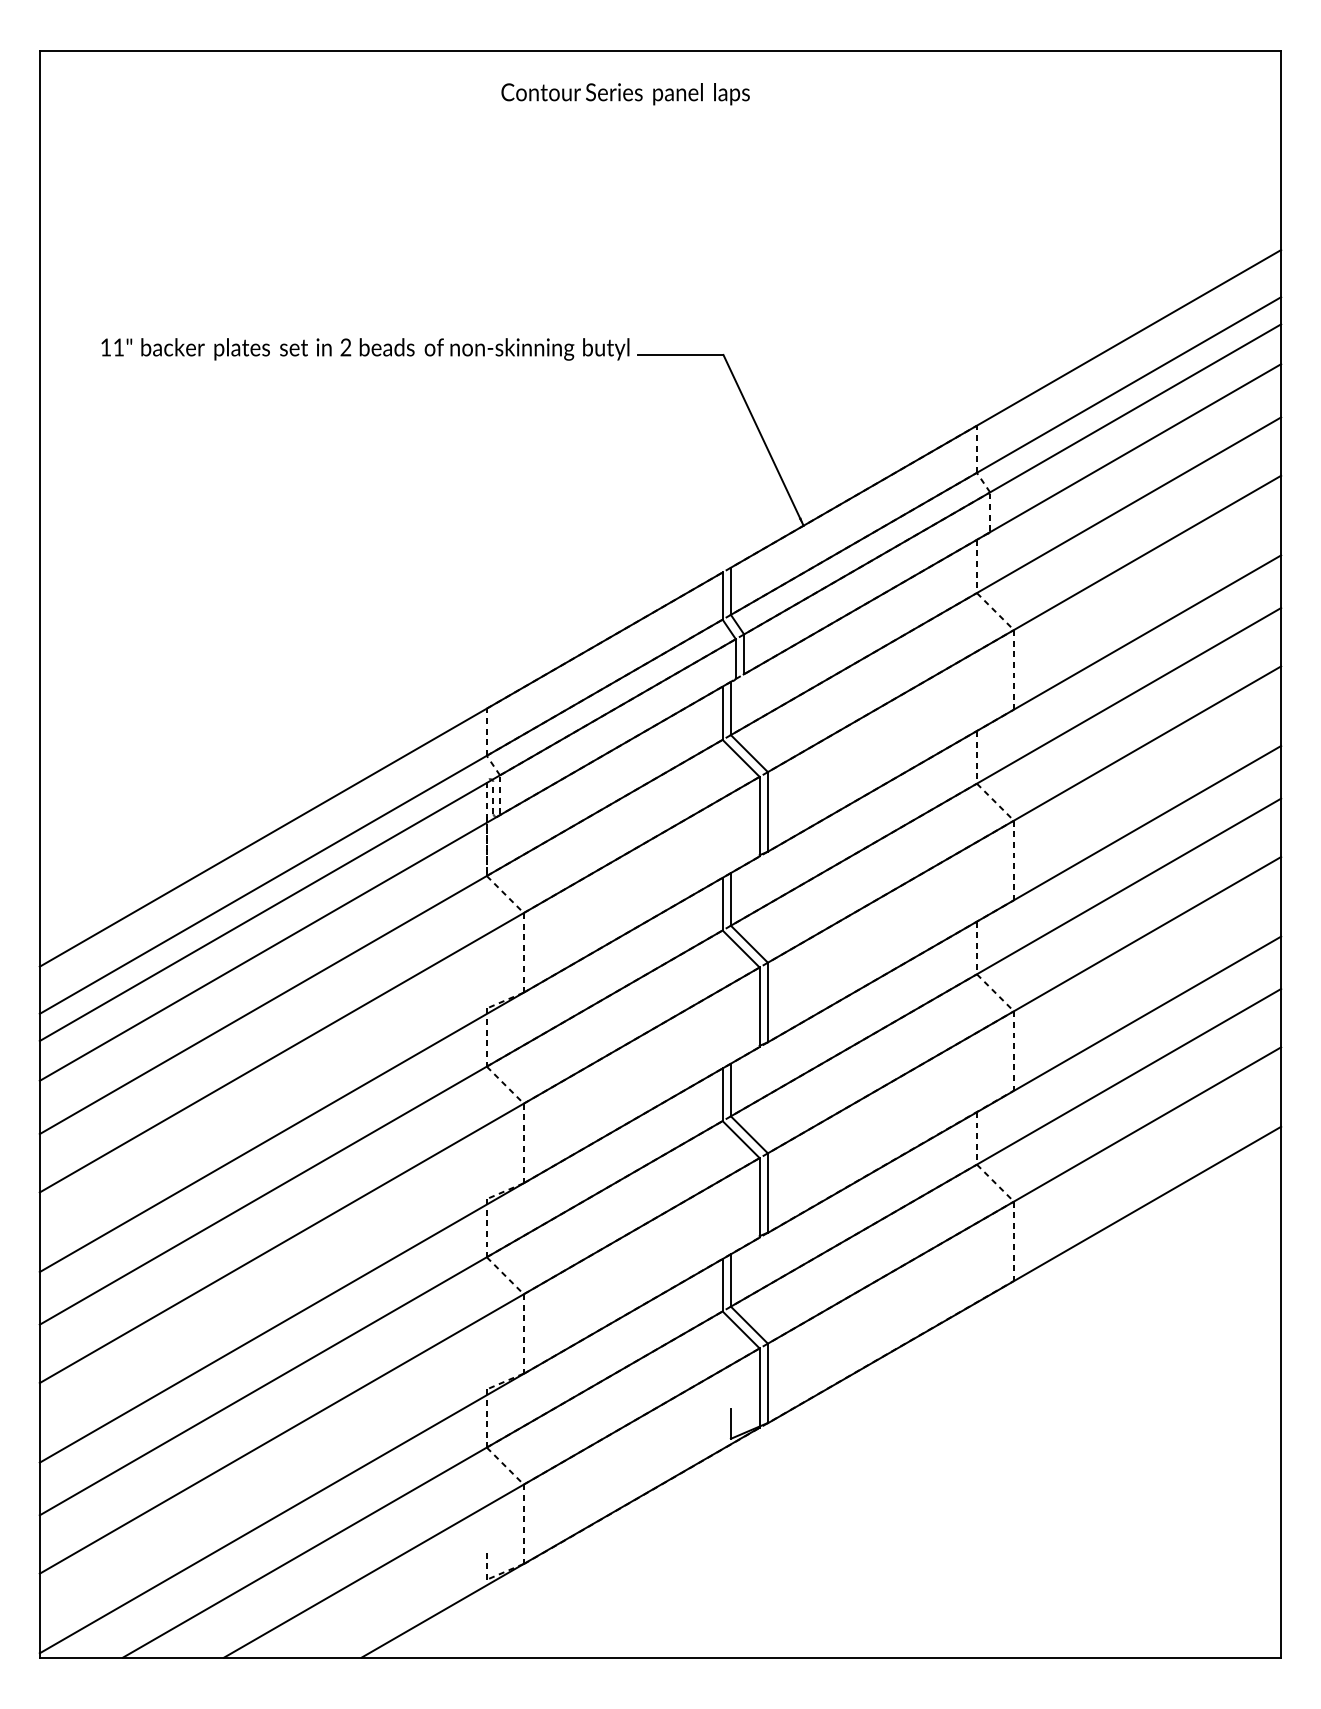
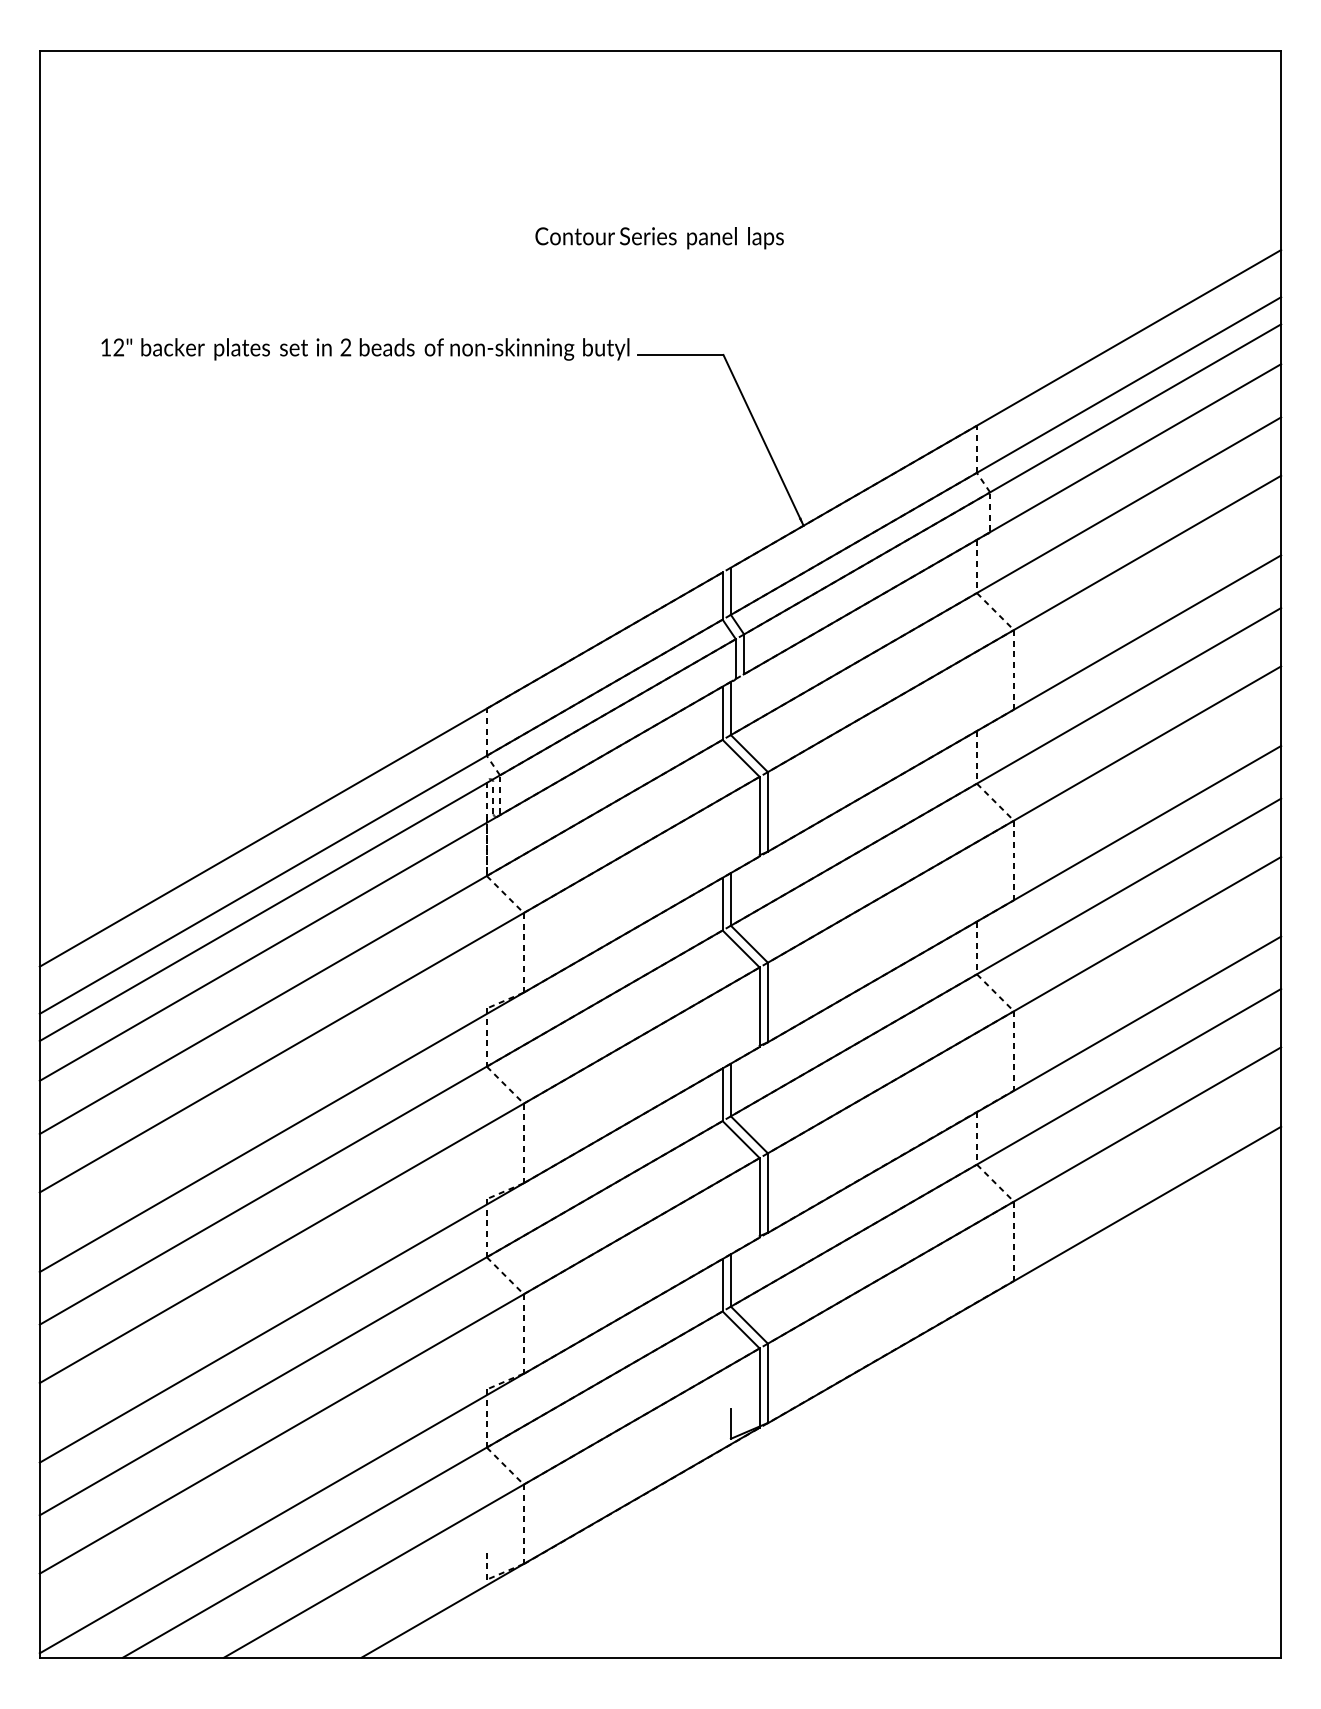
text position: (625, 94) -> (659, 238) (659, 238)
text: 11" -> 12" (118, 347)
